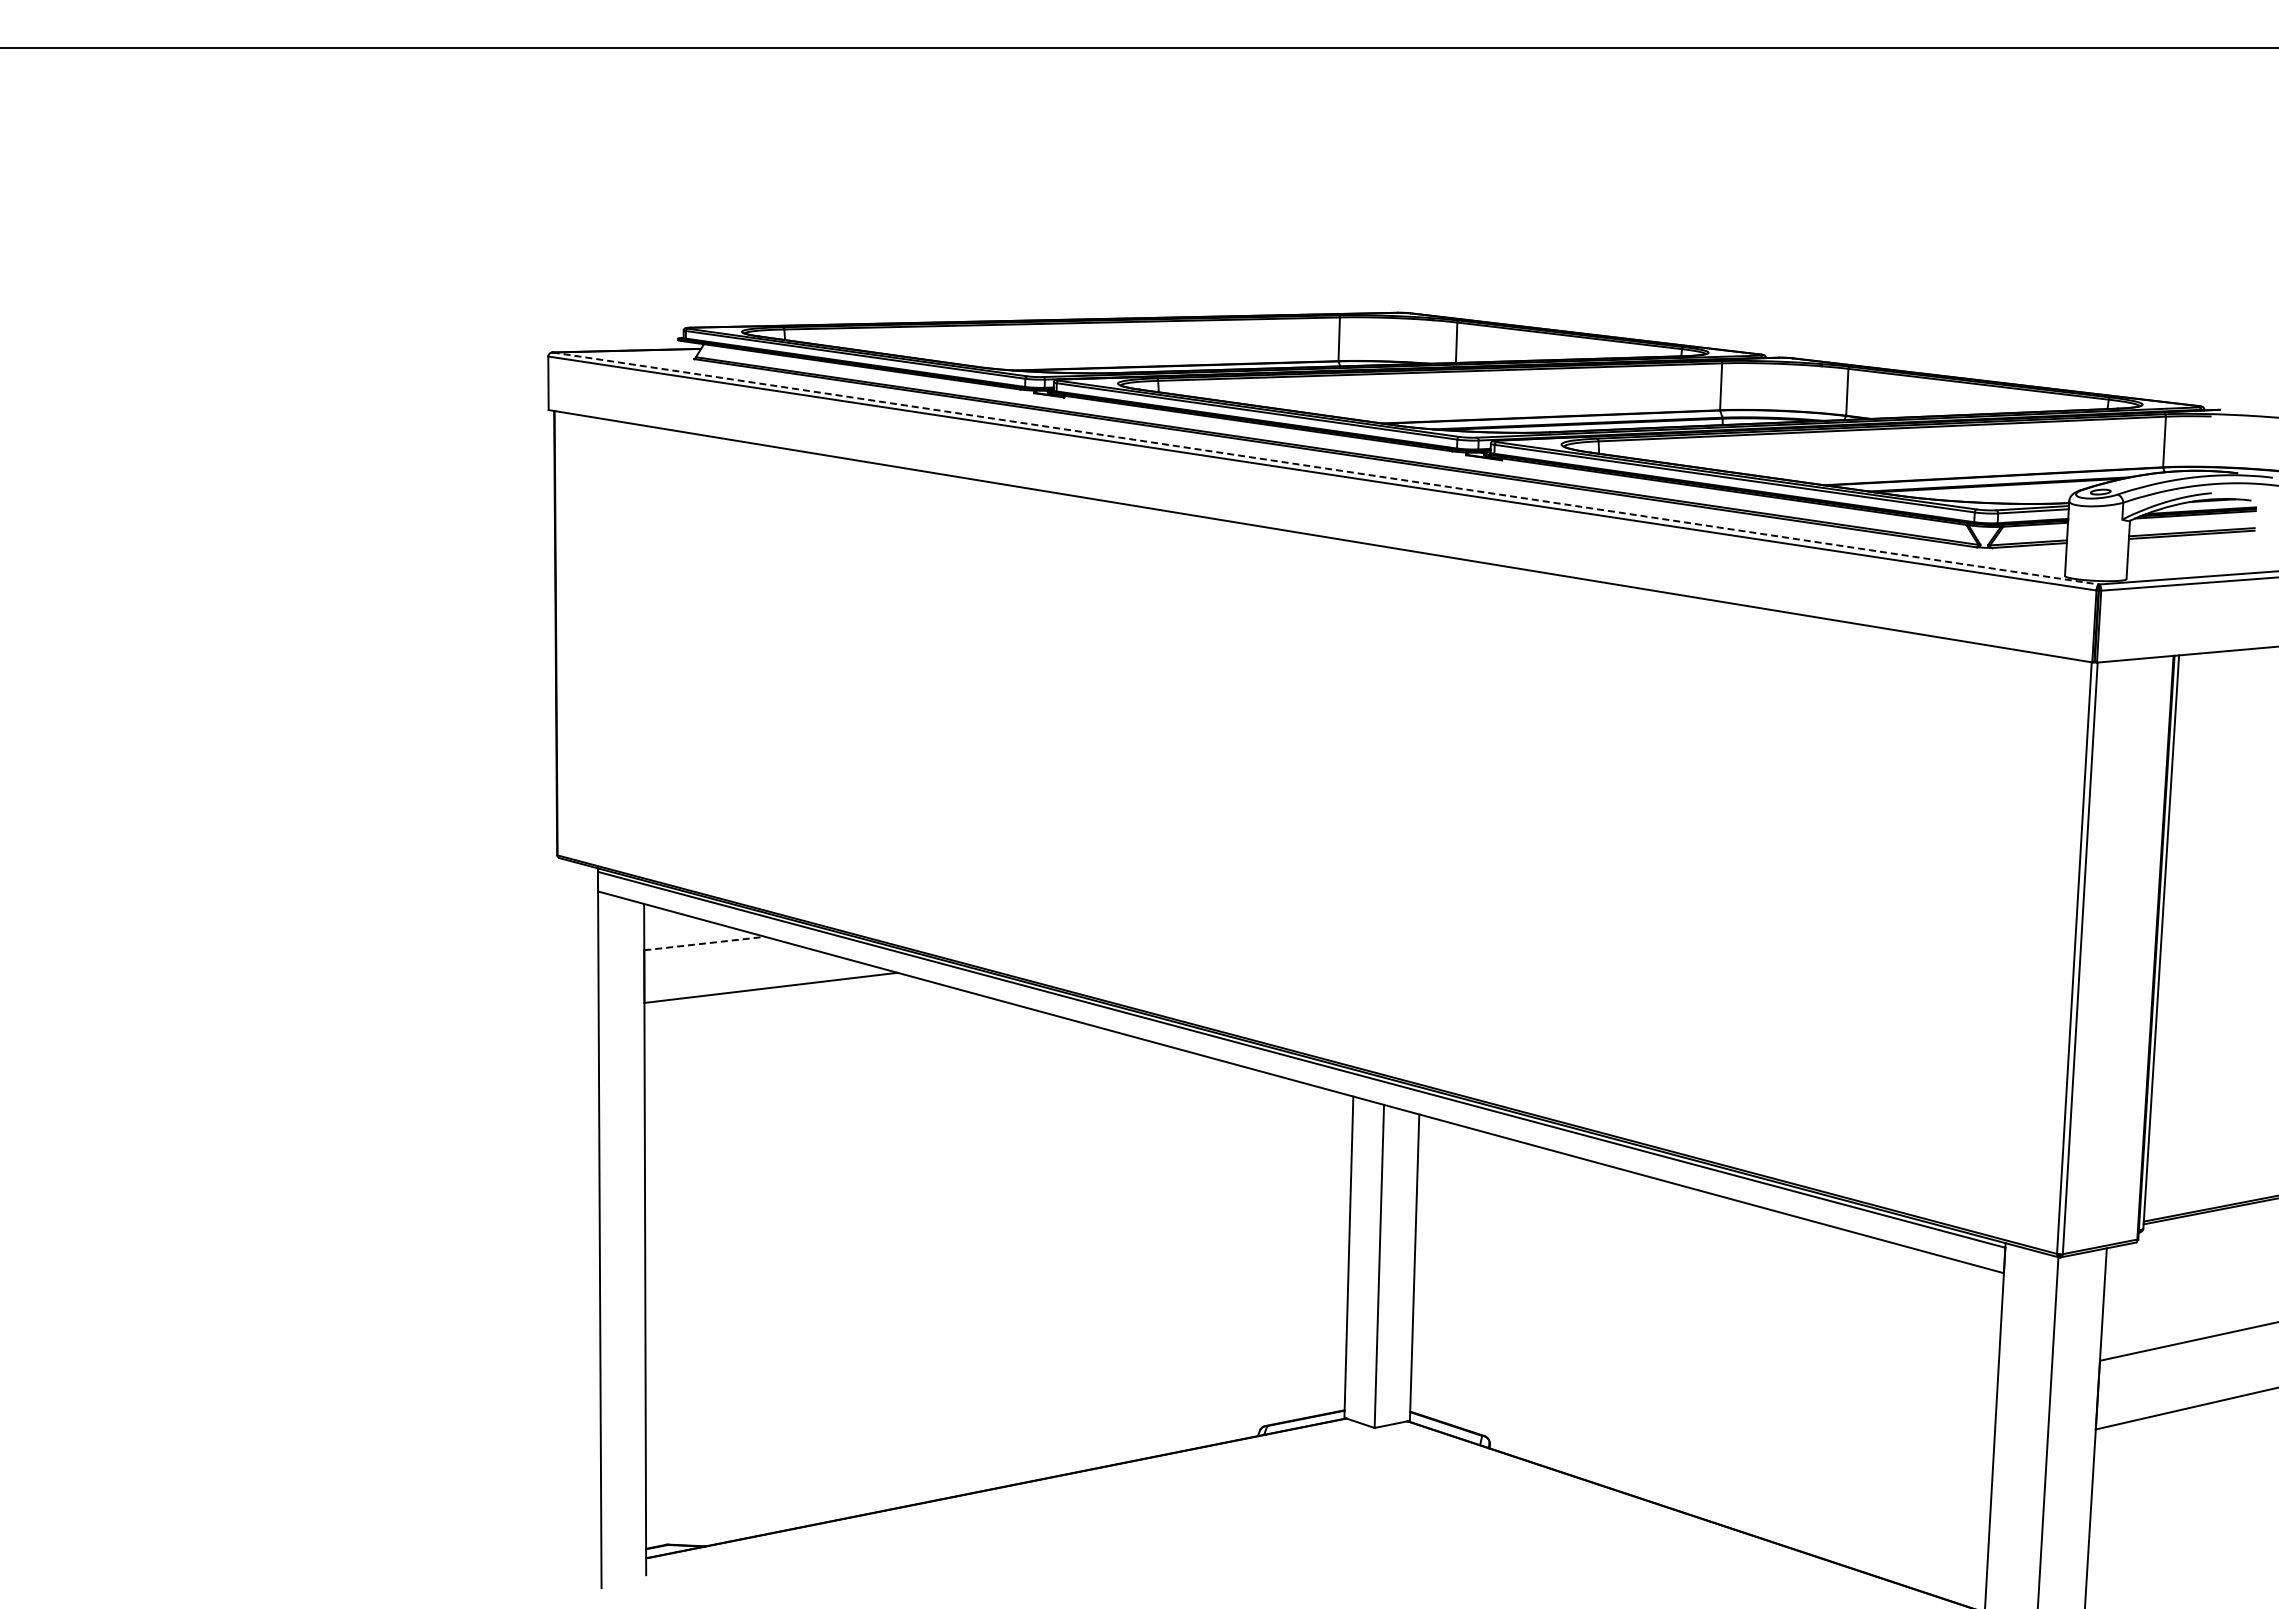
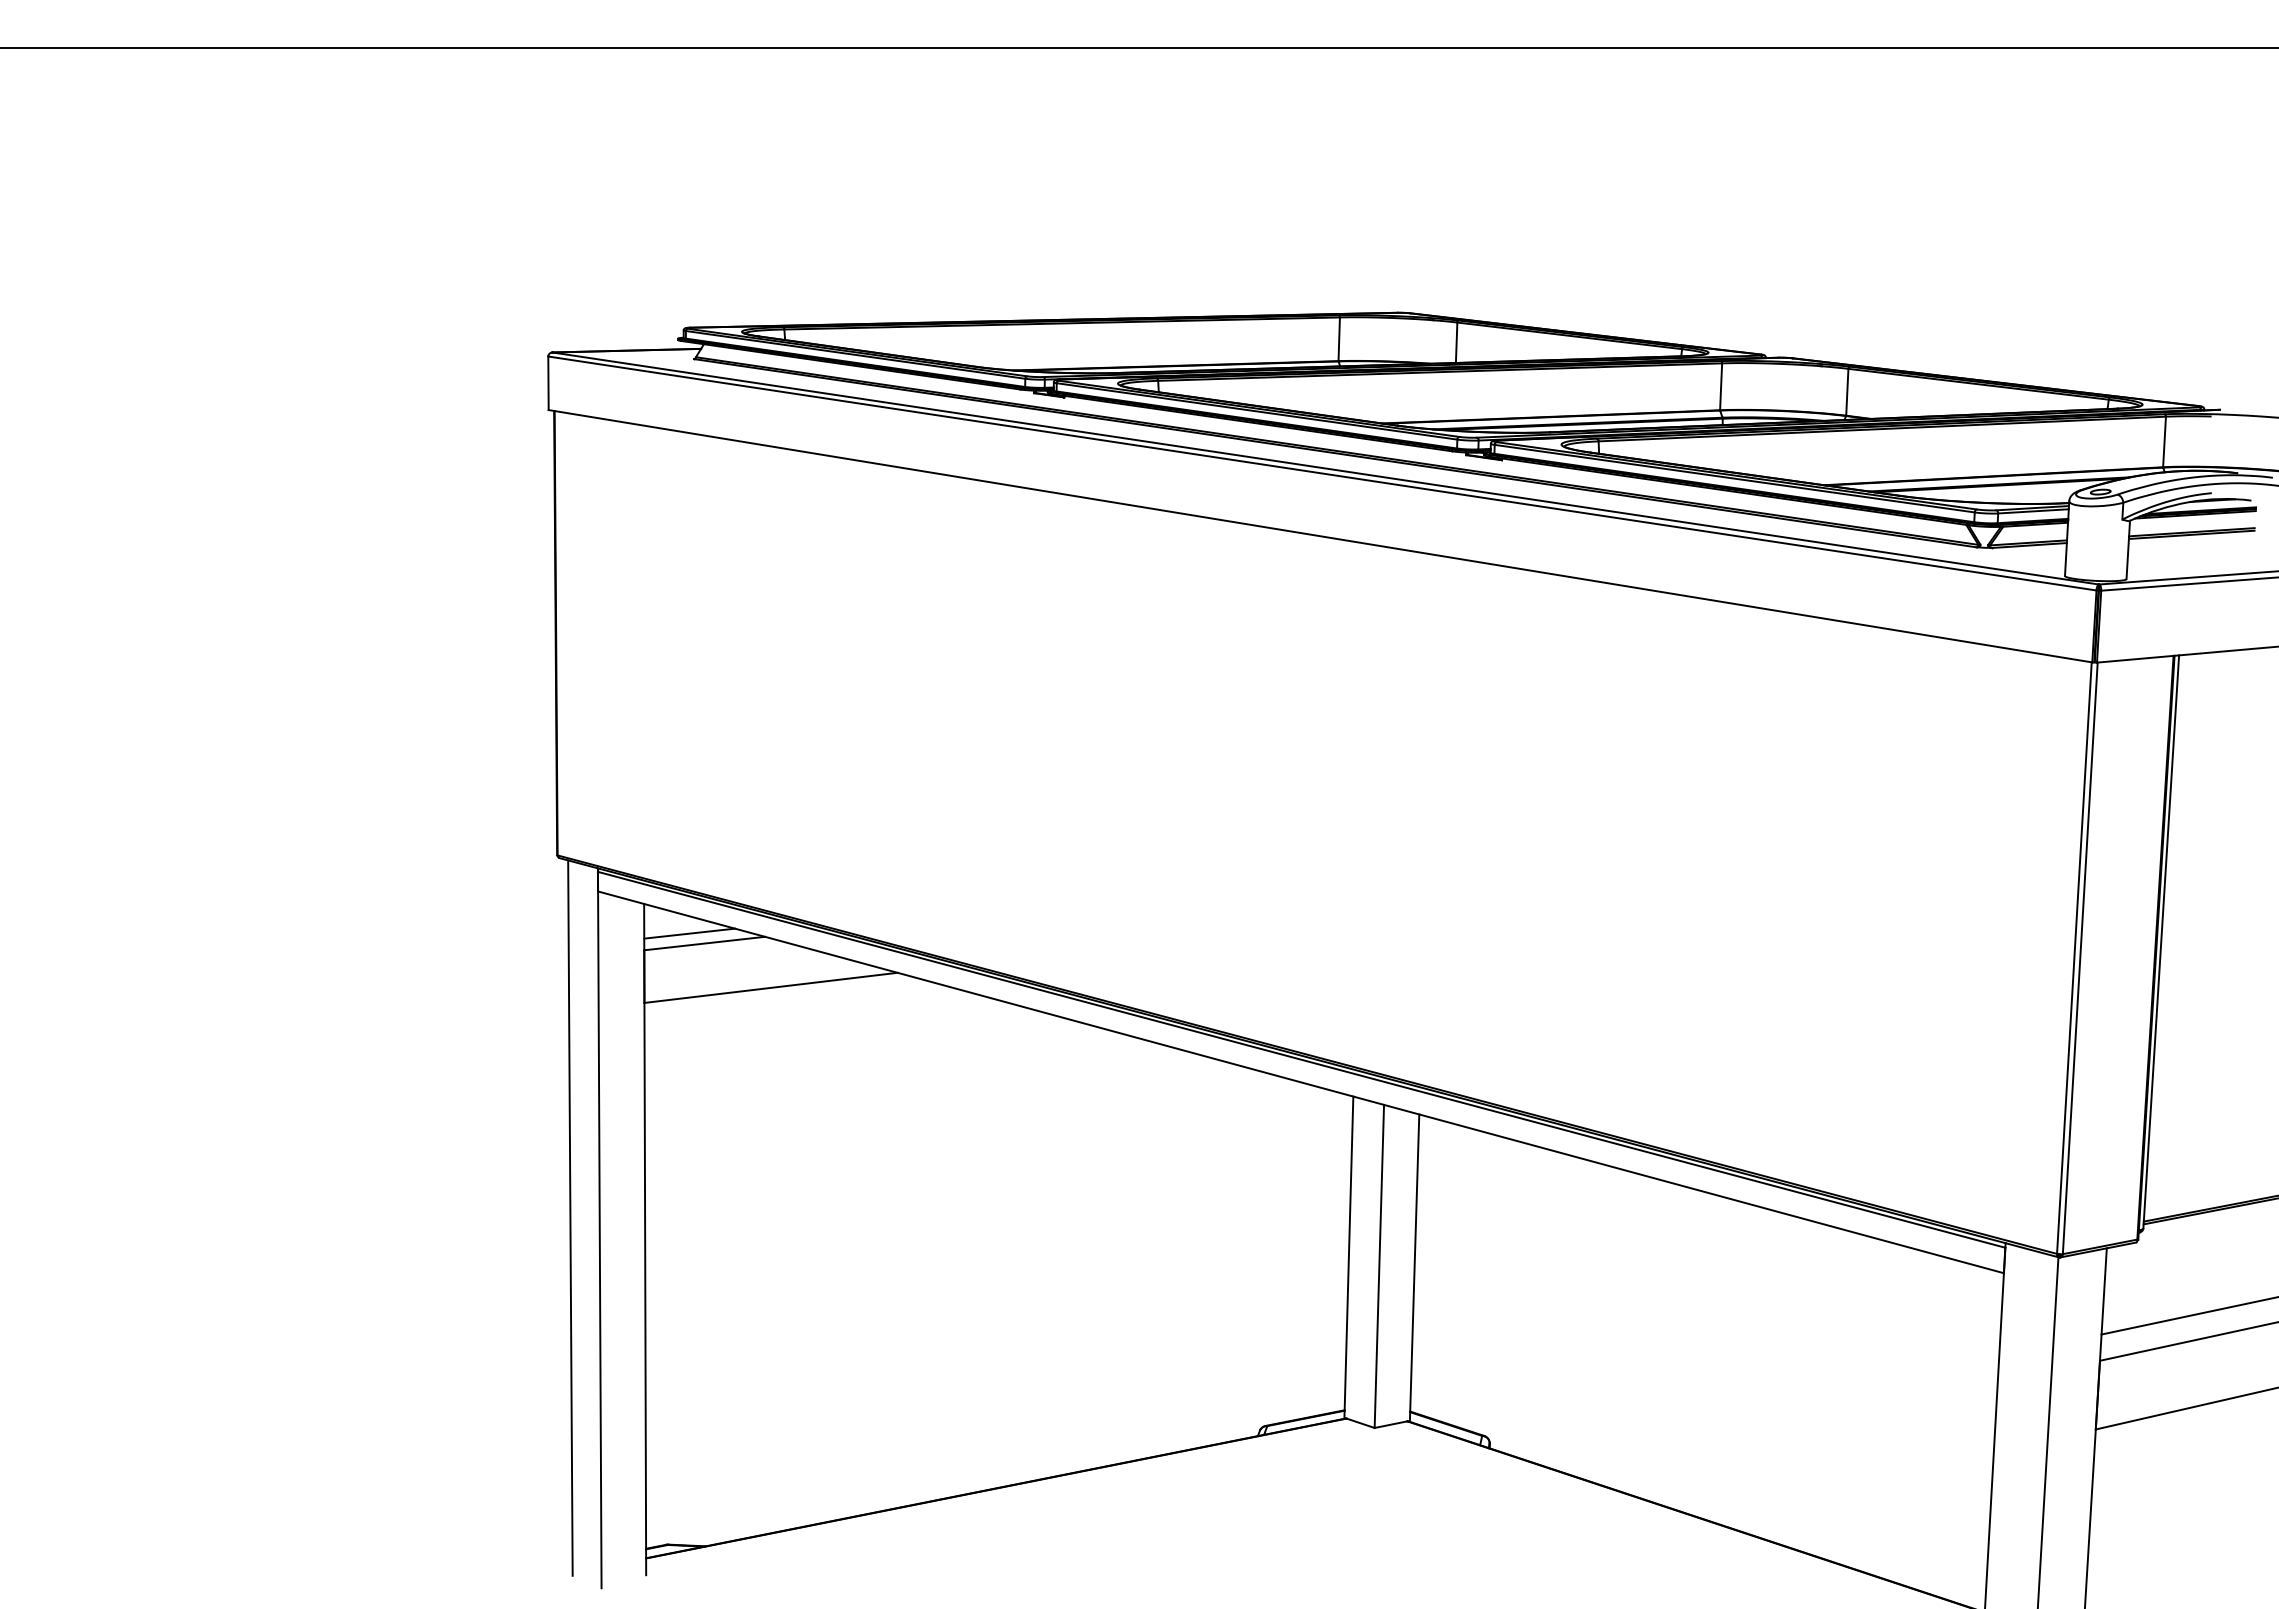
line: dashed -> solid (1325, 468)
line: none -> present (689, 933)
line: dashed -> solid (704, 943)
line: none -> present (570, 1217)
line: none -> present (2188, 1315)
